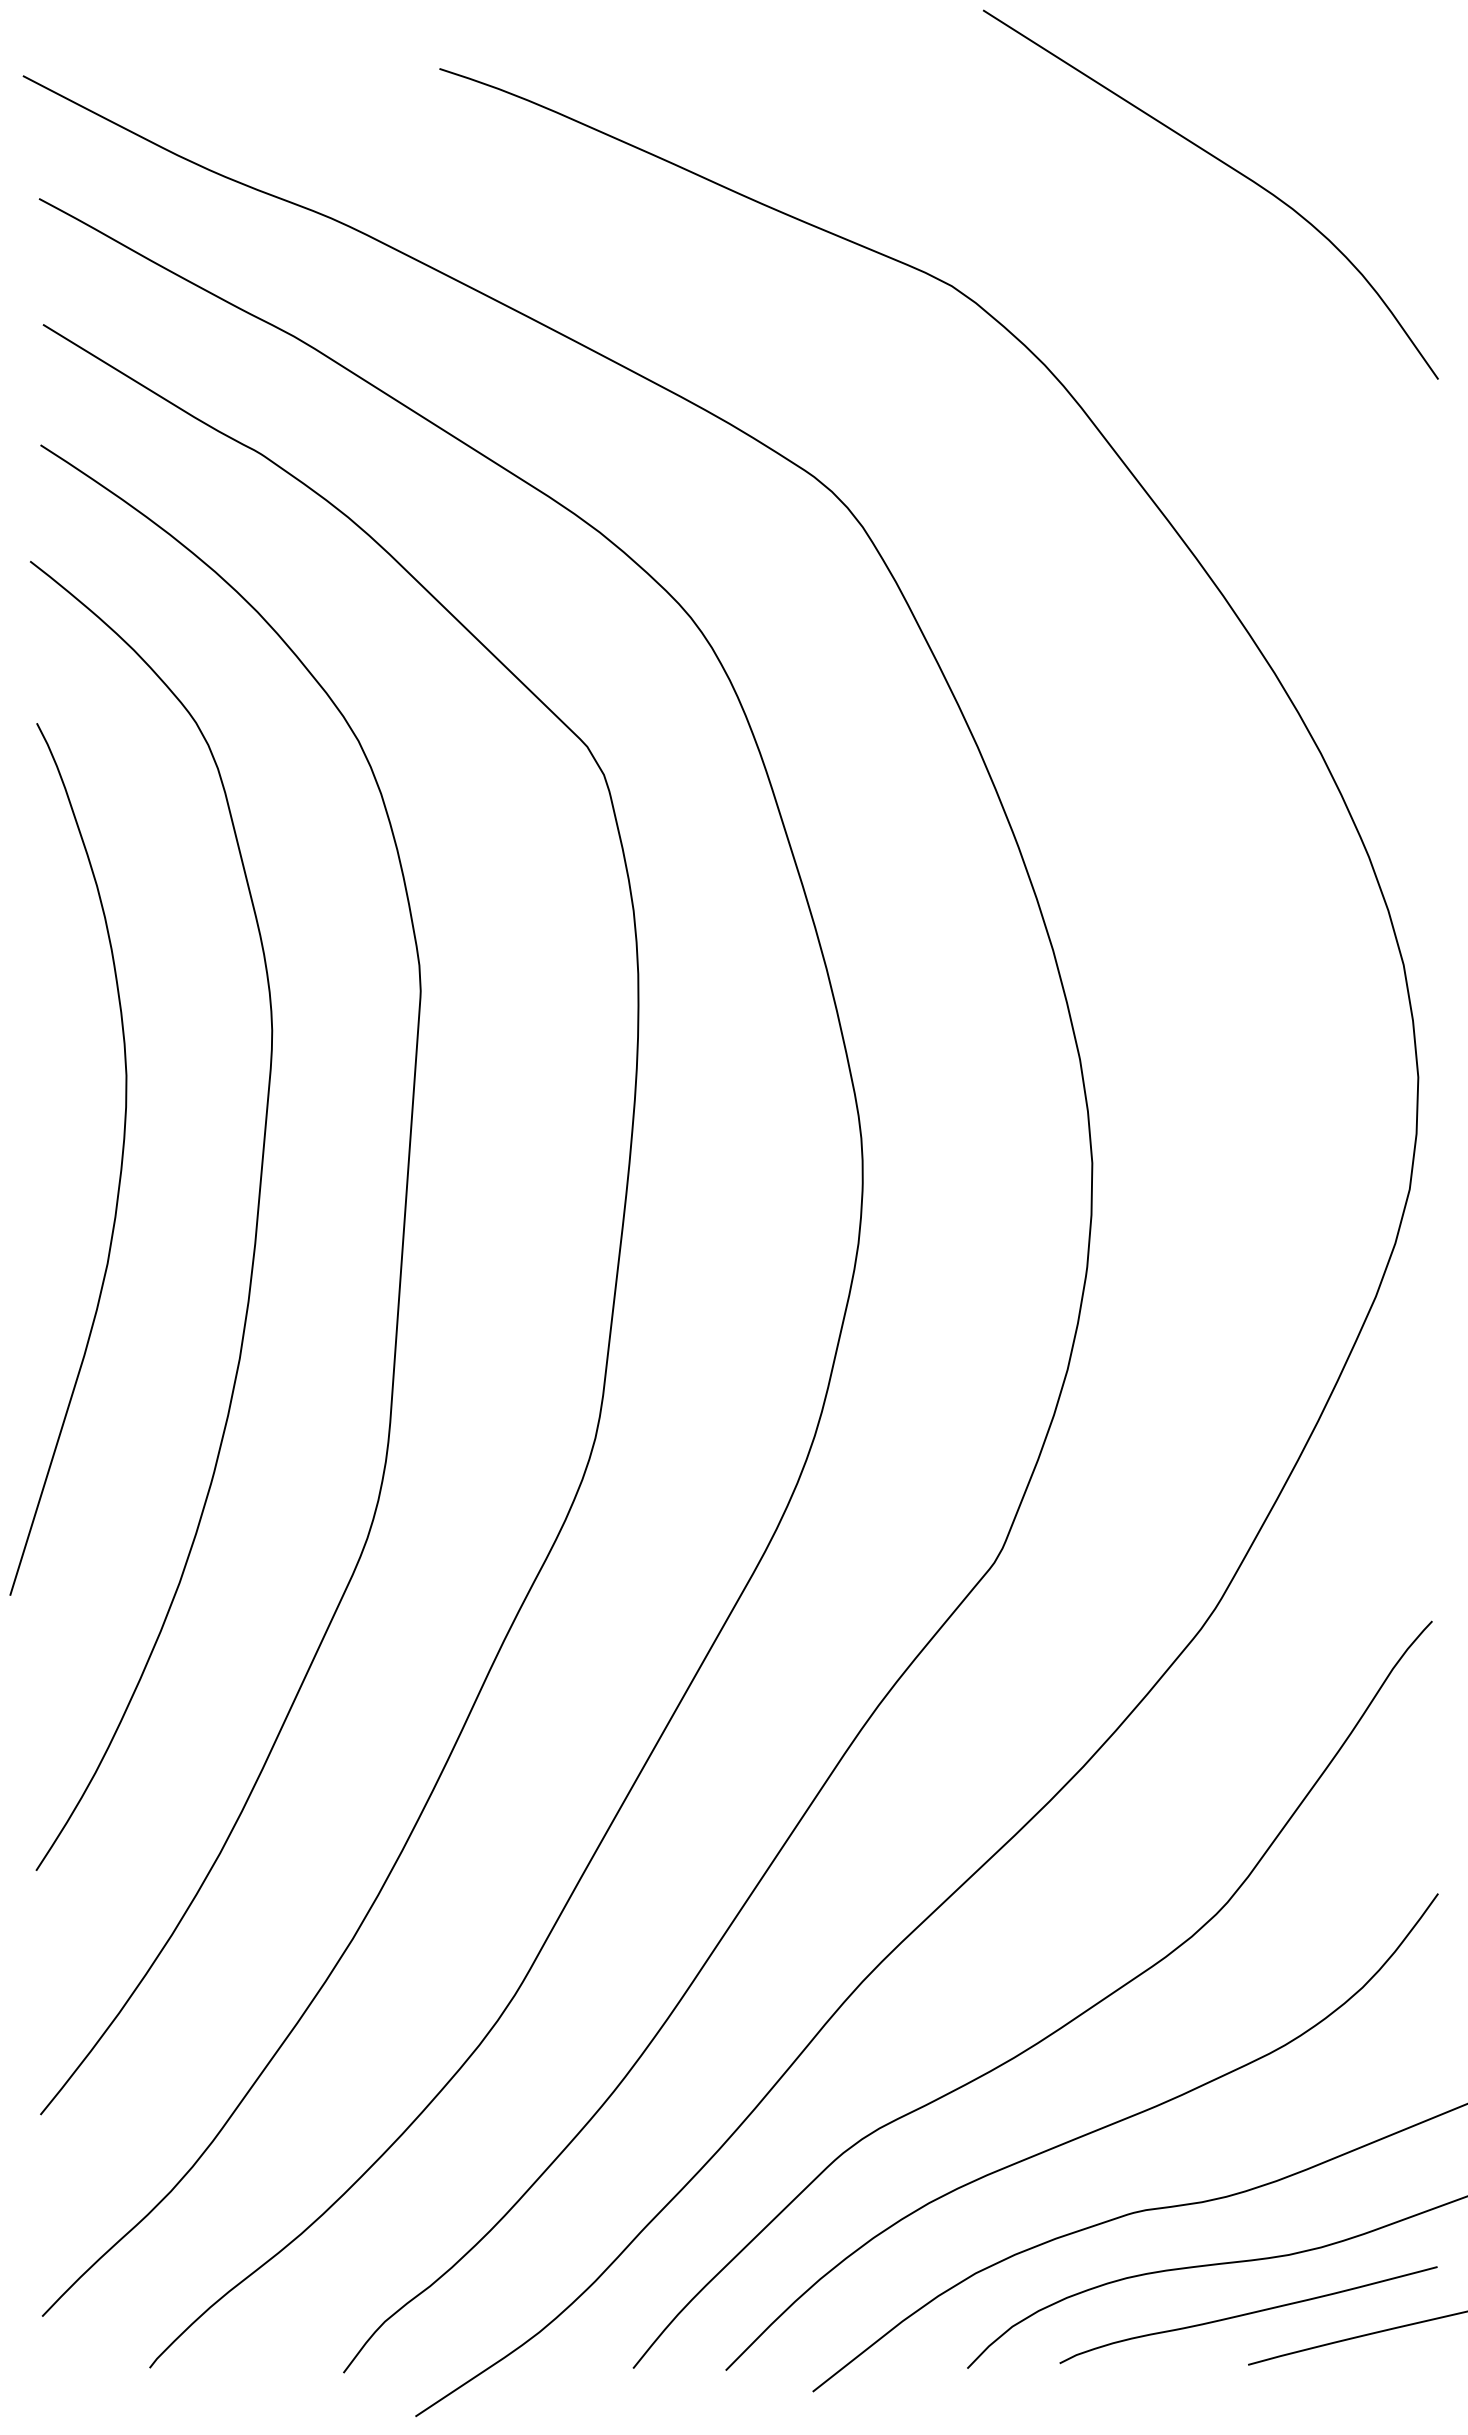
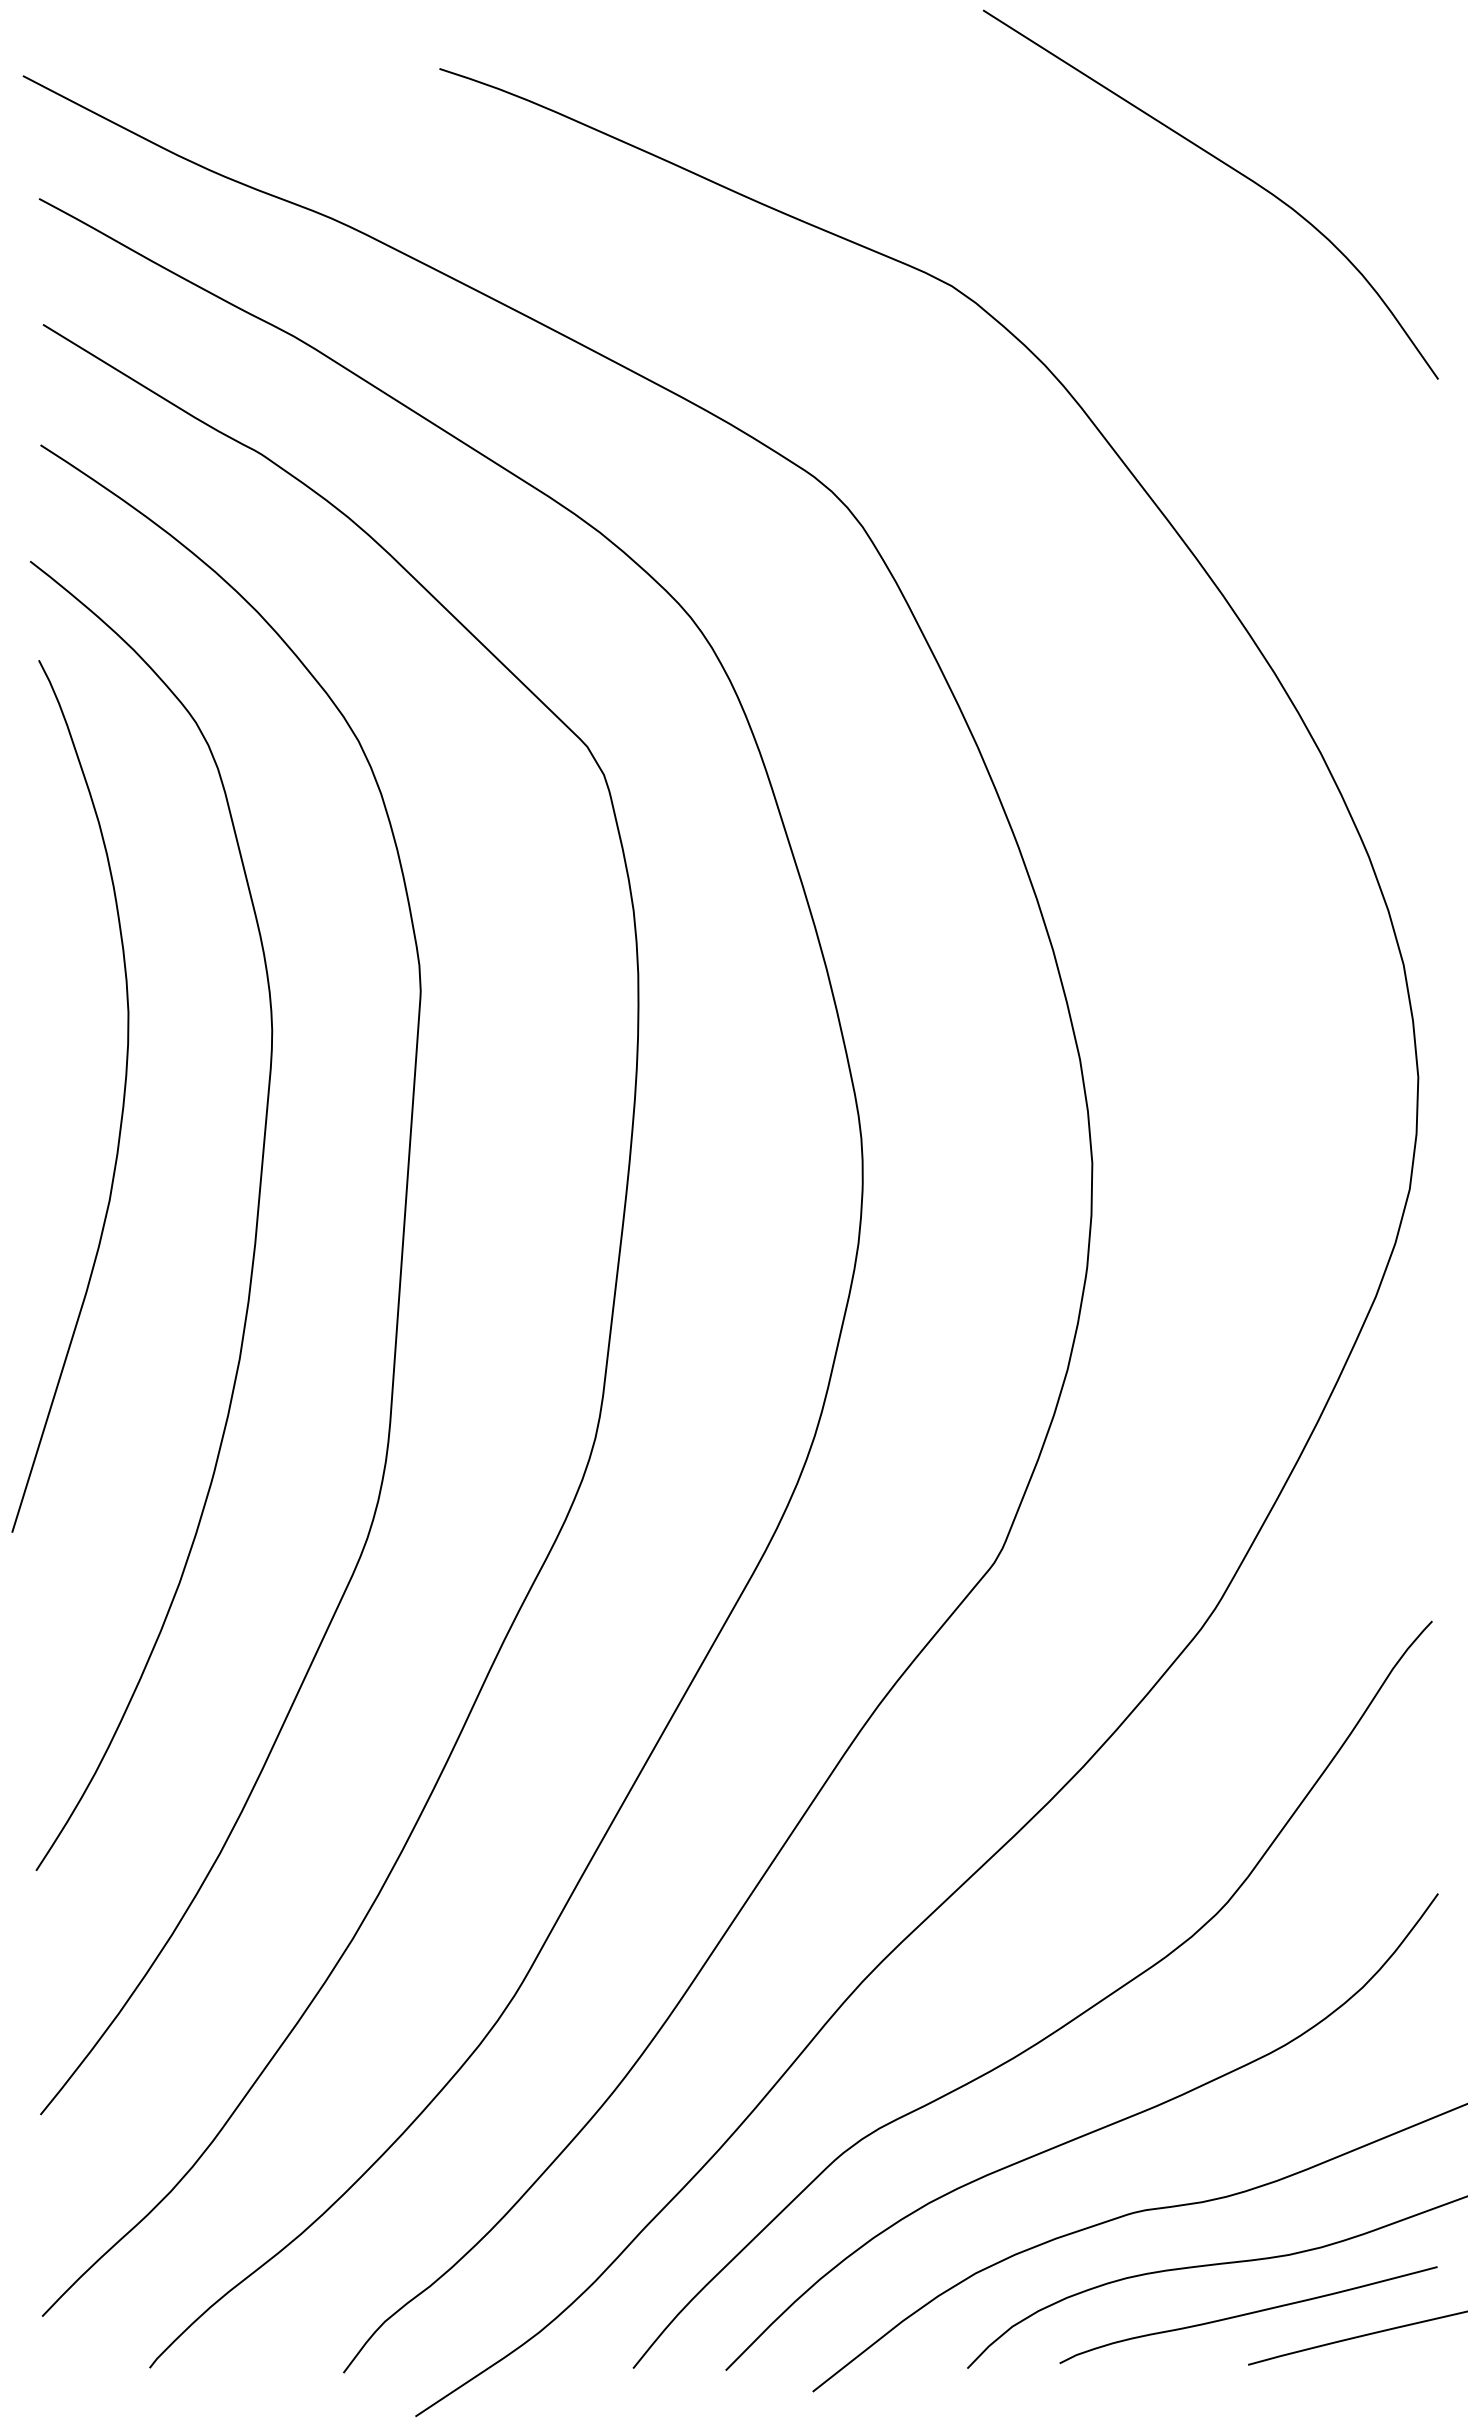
curve position: (120, 1165) -> (122, 1102) (122, 1102)
